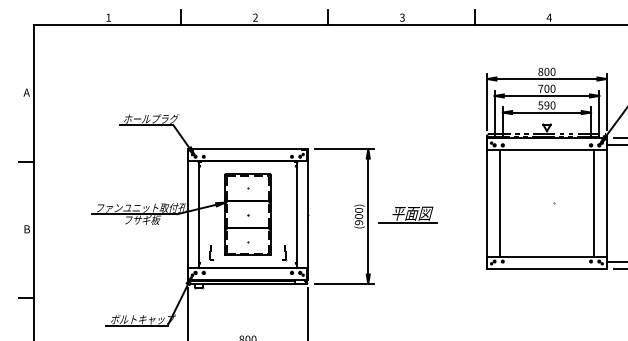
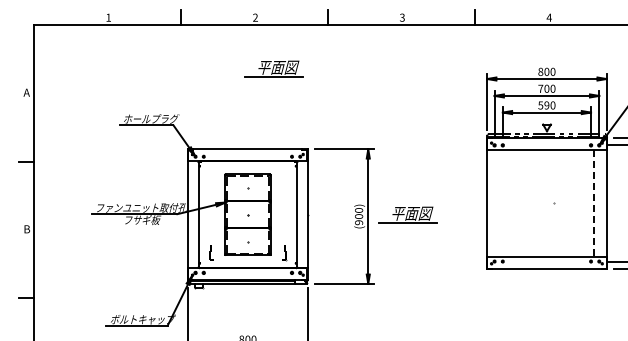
part: none -> present (273, 68)
line: present -> none (499, 203)
line: solid -> dashed (594, 203)
